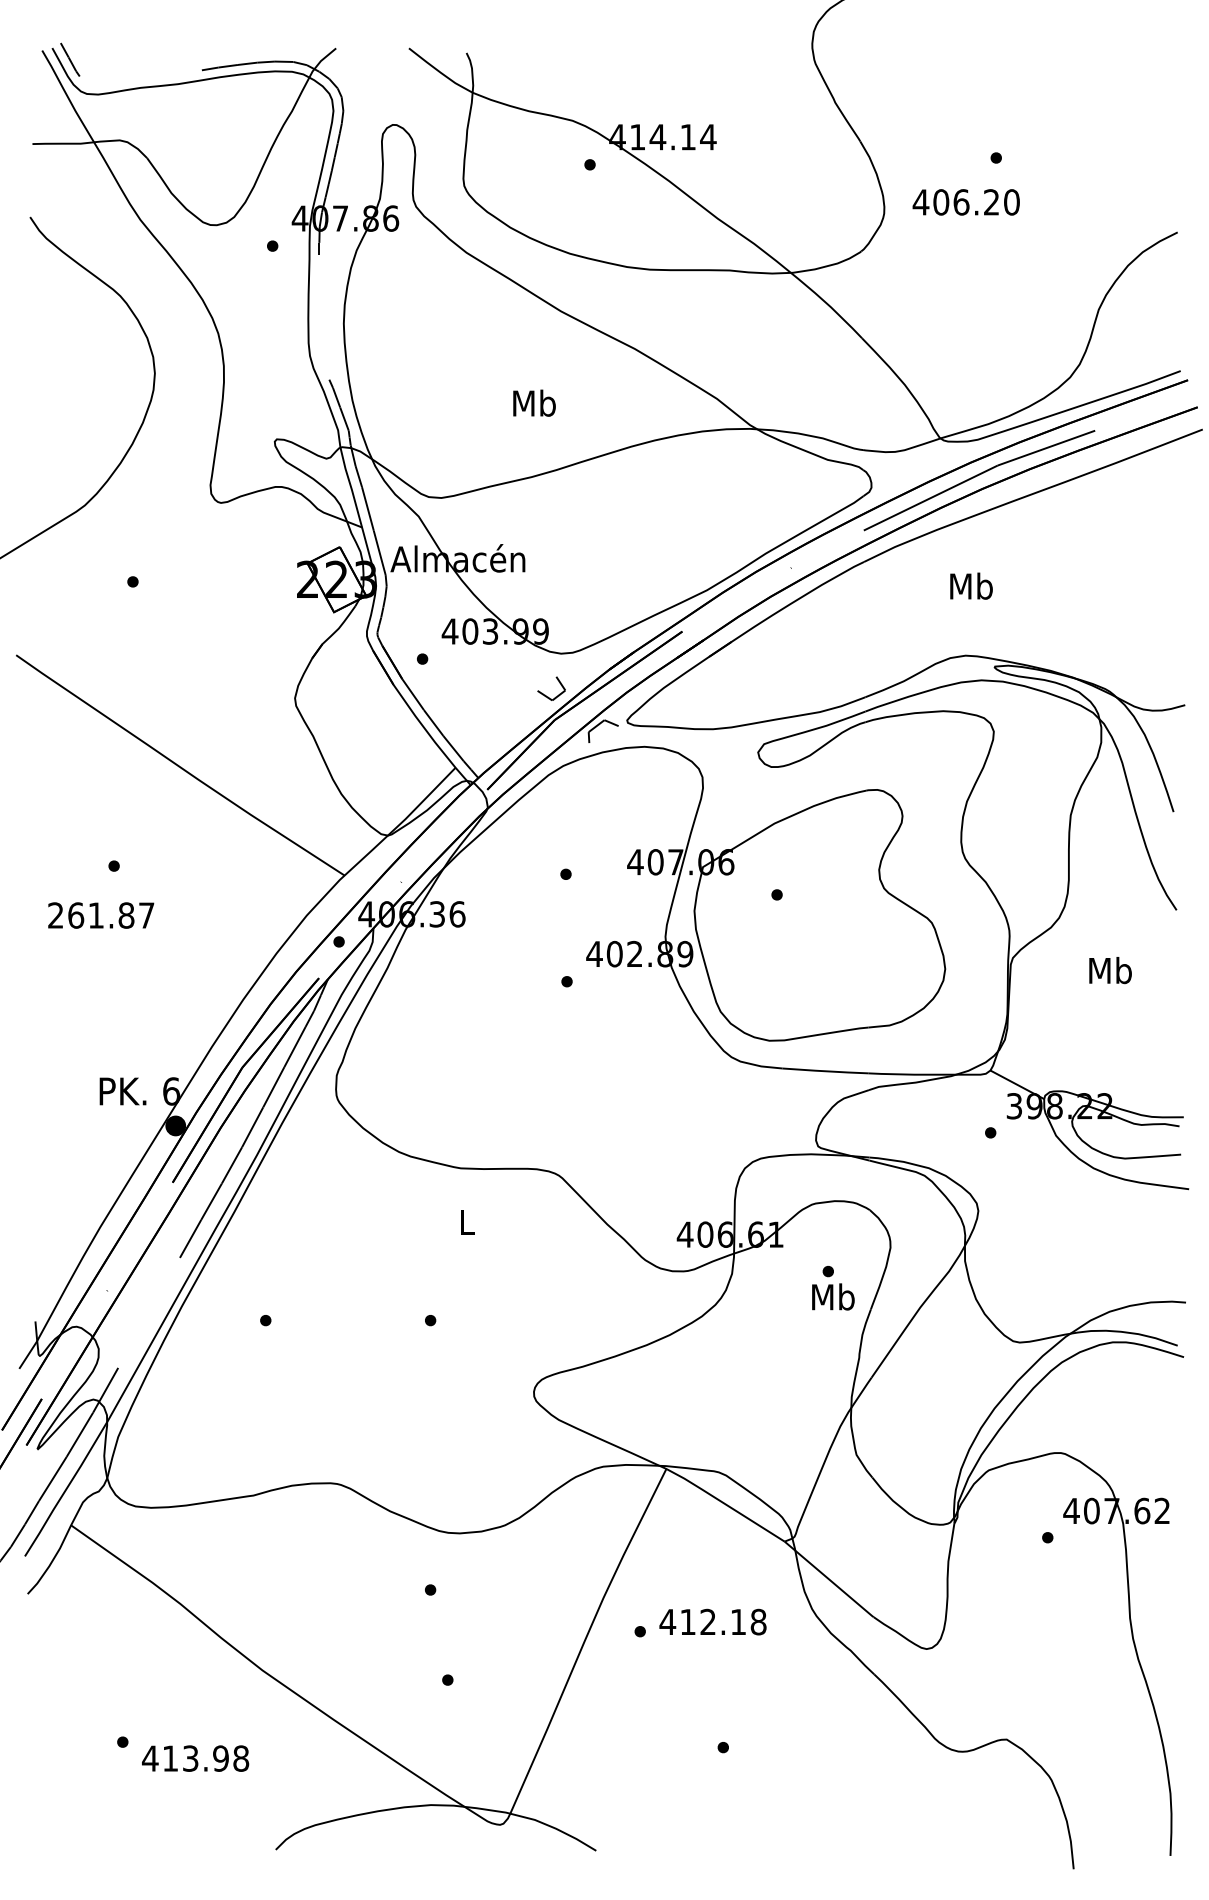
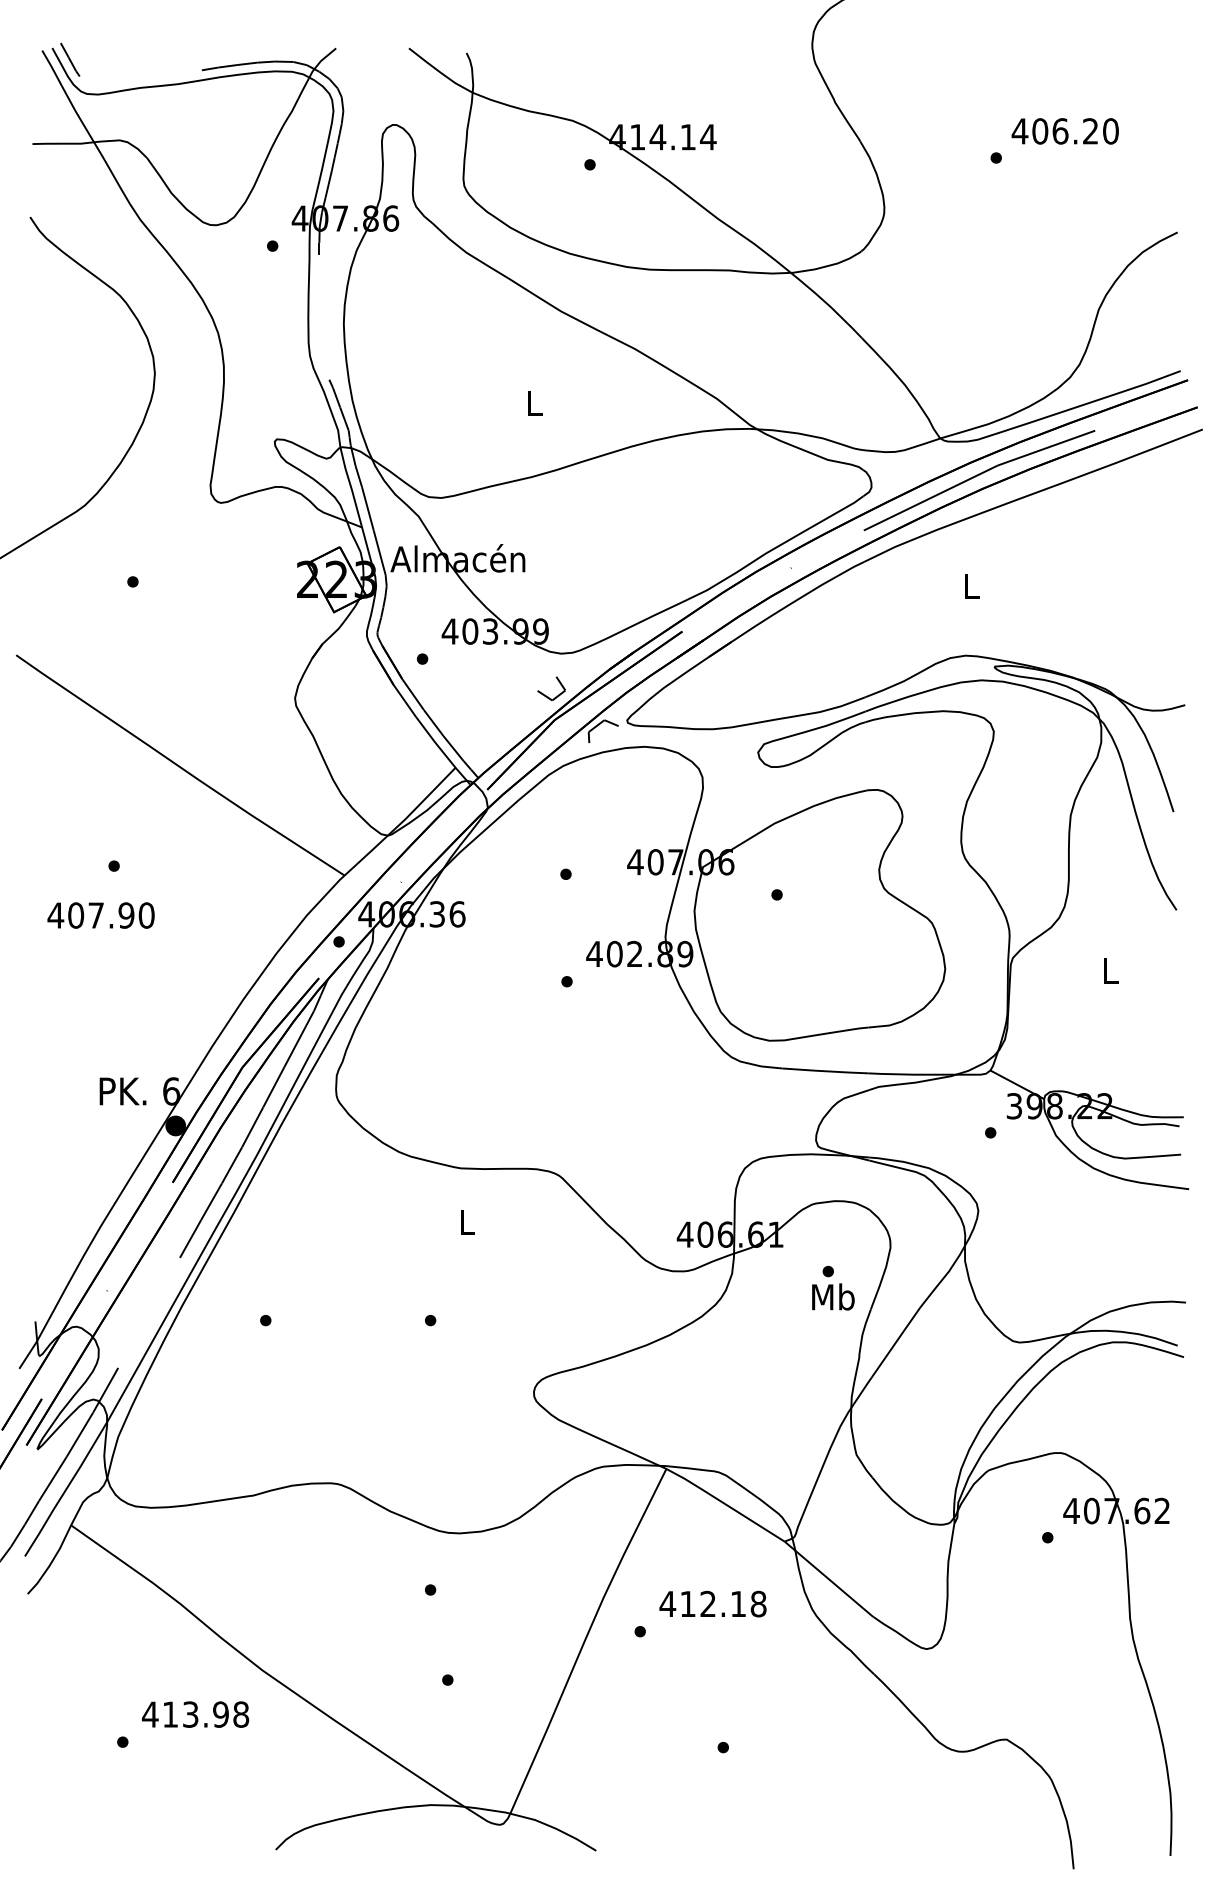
text position: (965, 202) -> (1064, 131) (1064, 131)
text: Mb -> L (534, 402)
text: Mb -> L (971, 585)
text: 261.87 -> 407.90 (100, 915)
text: Mb -> L (1110, 970)
text position: (712, 1621) -> (712, 1603) (712, 1603)
text position: (195, 1758) -> (195, 1714) (195, 1714)
